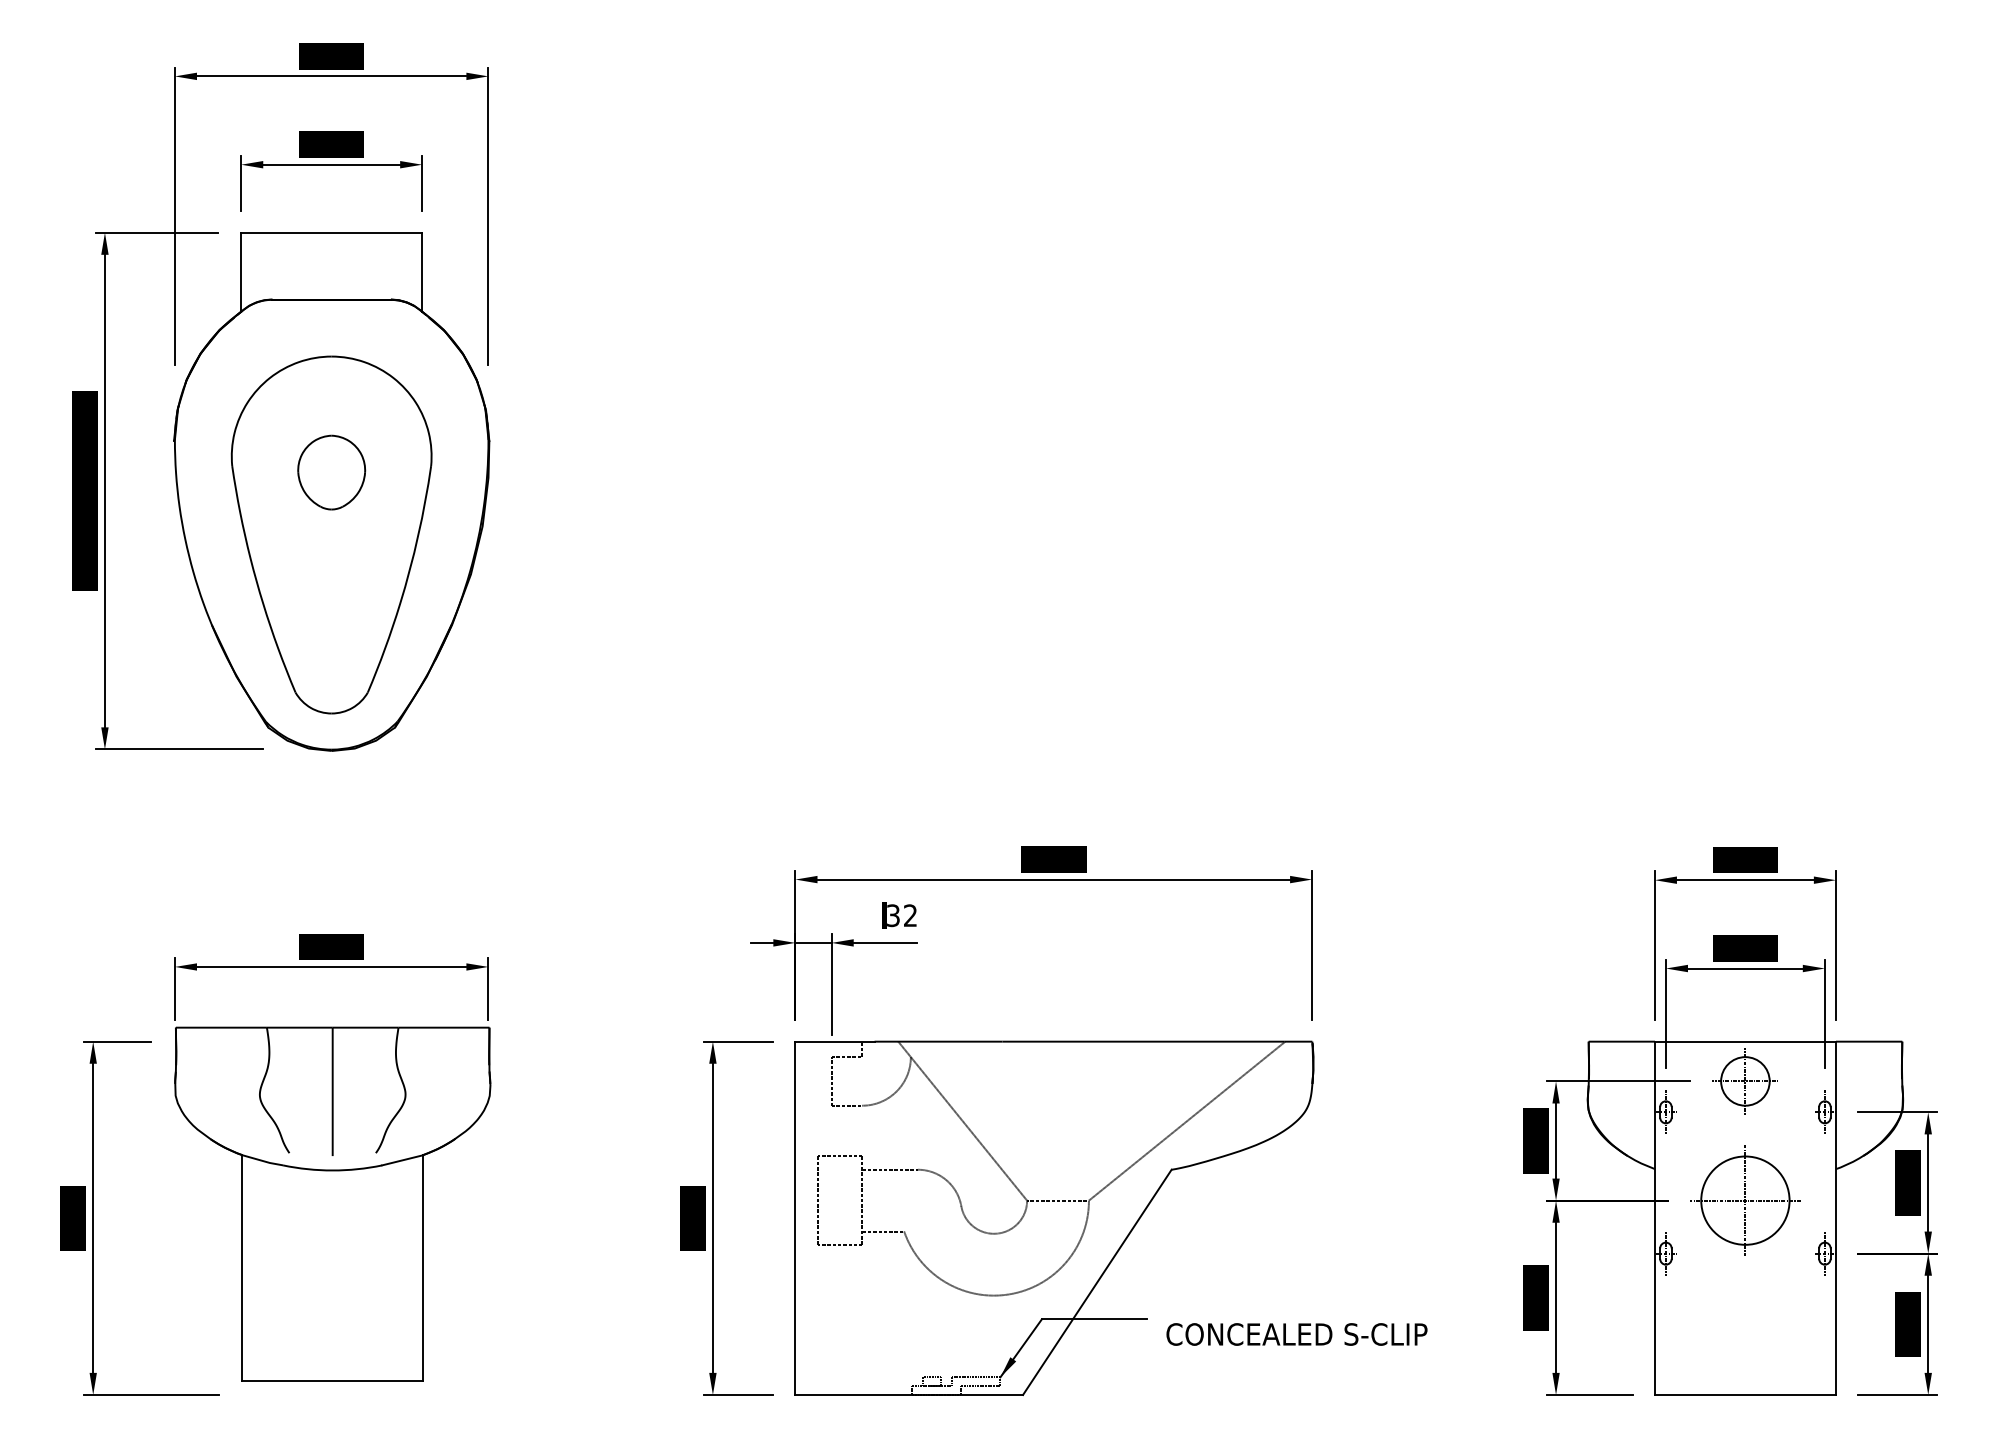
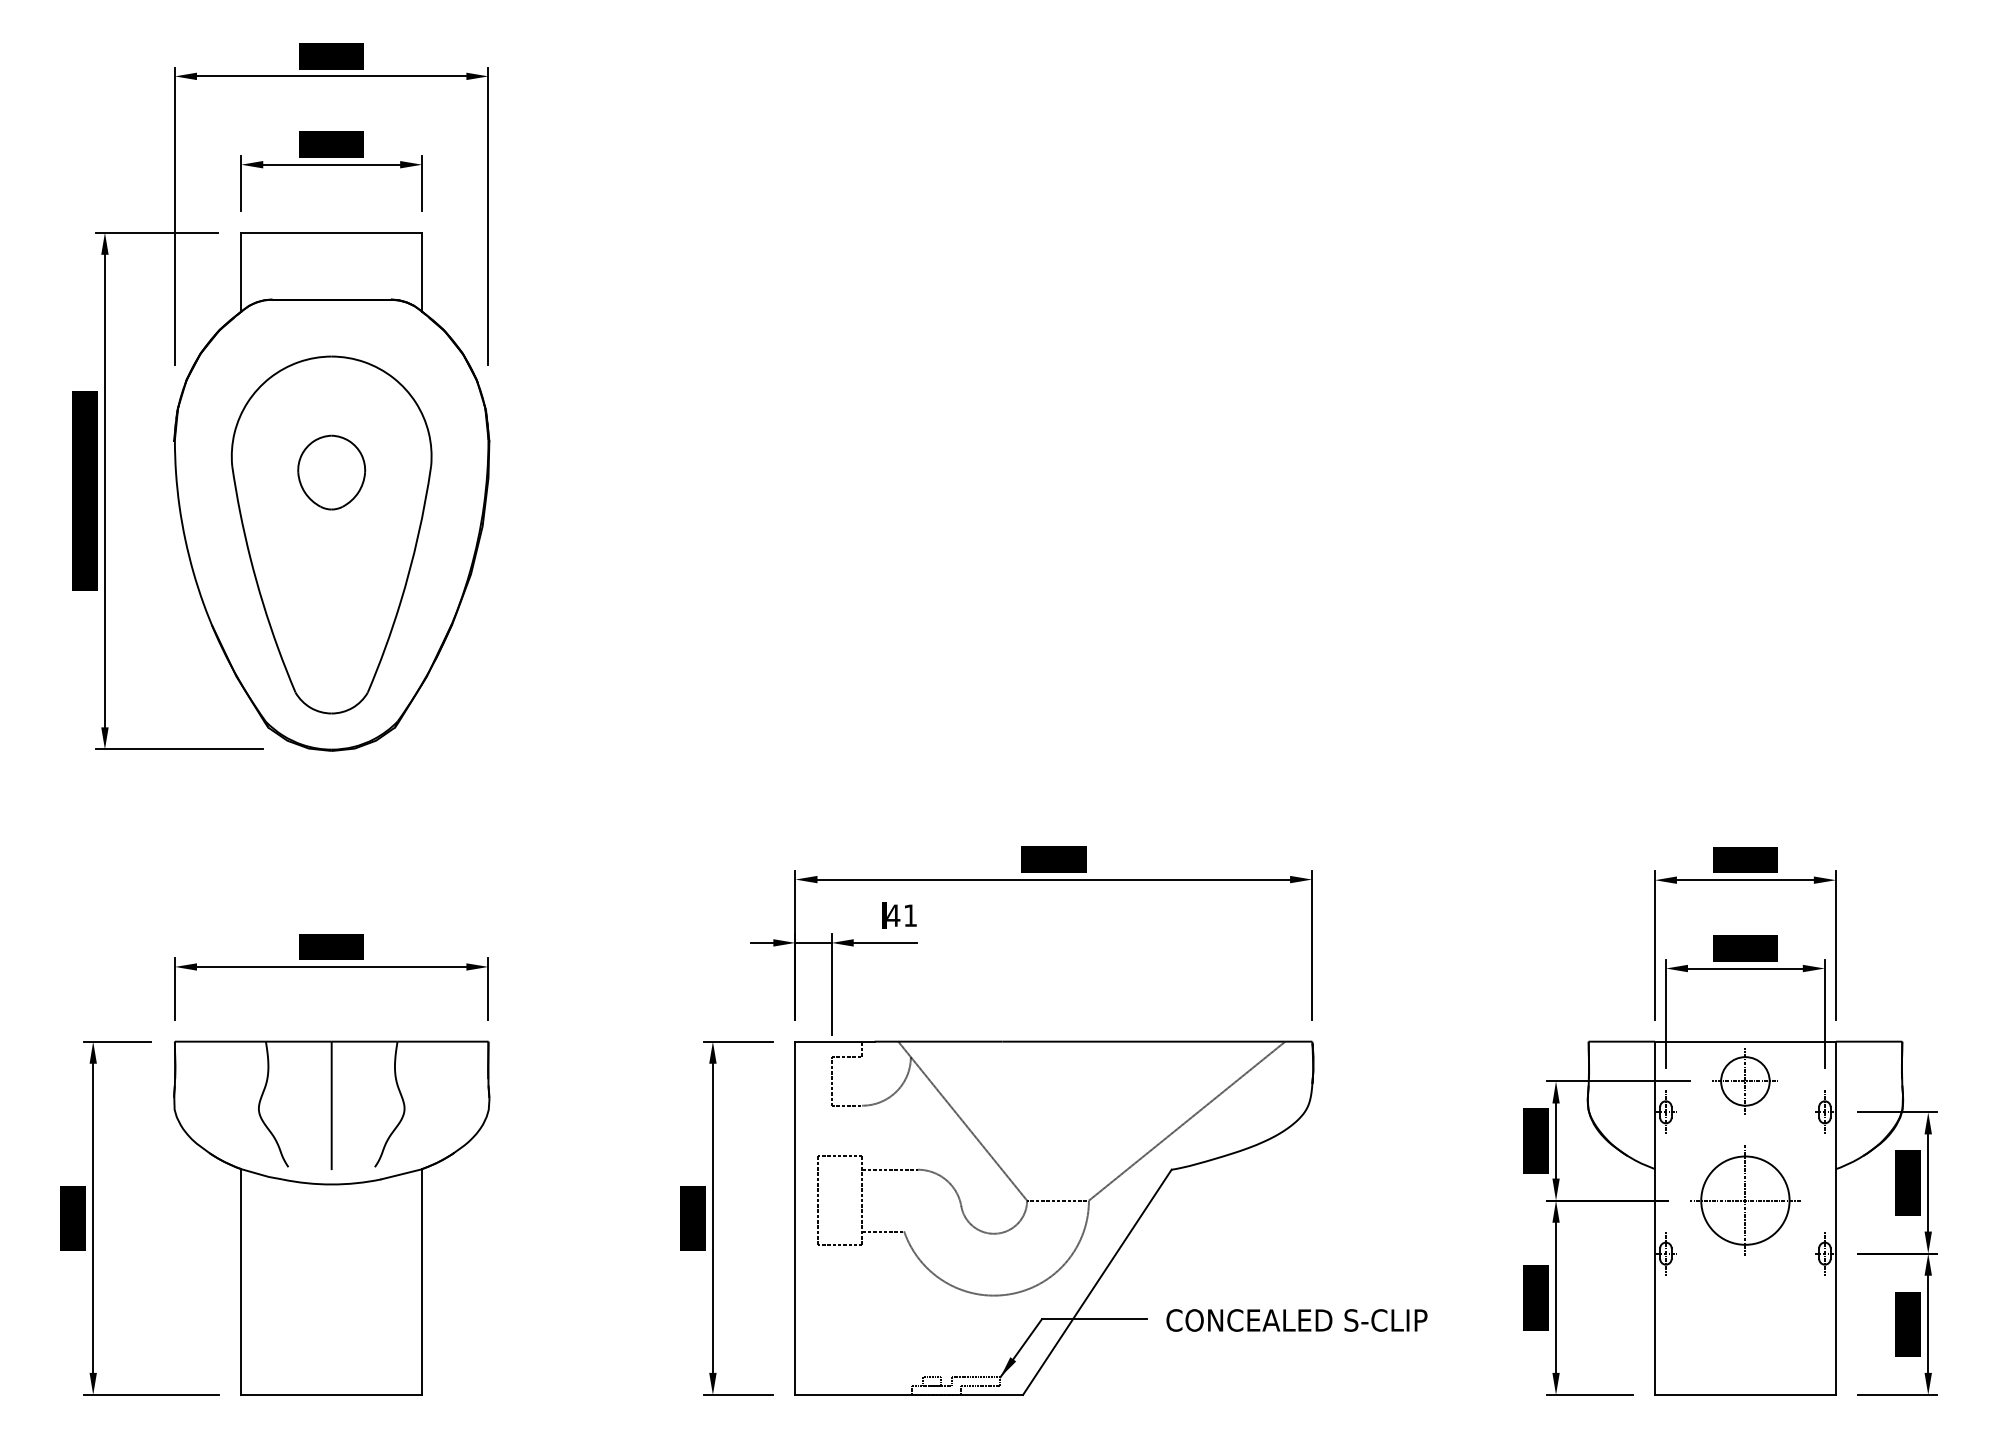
text: 32 -> 41 (901, 915)
part position: (332, 1203) -> (331, 1217) (331, 1217)
text position: (1296, 1334) -> (1296, 1320) (1296, 1320)
